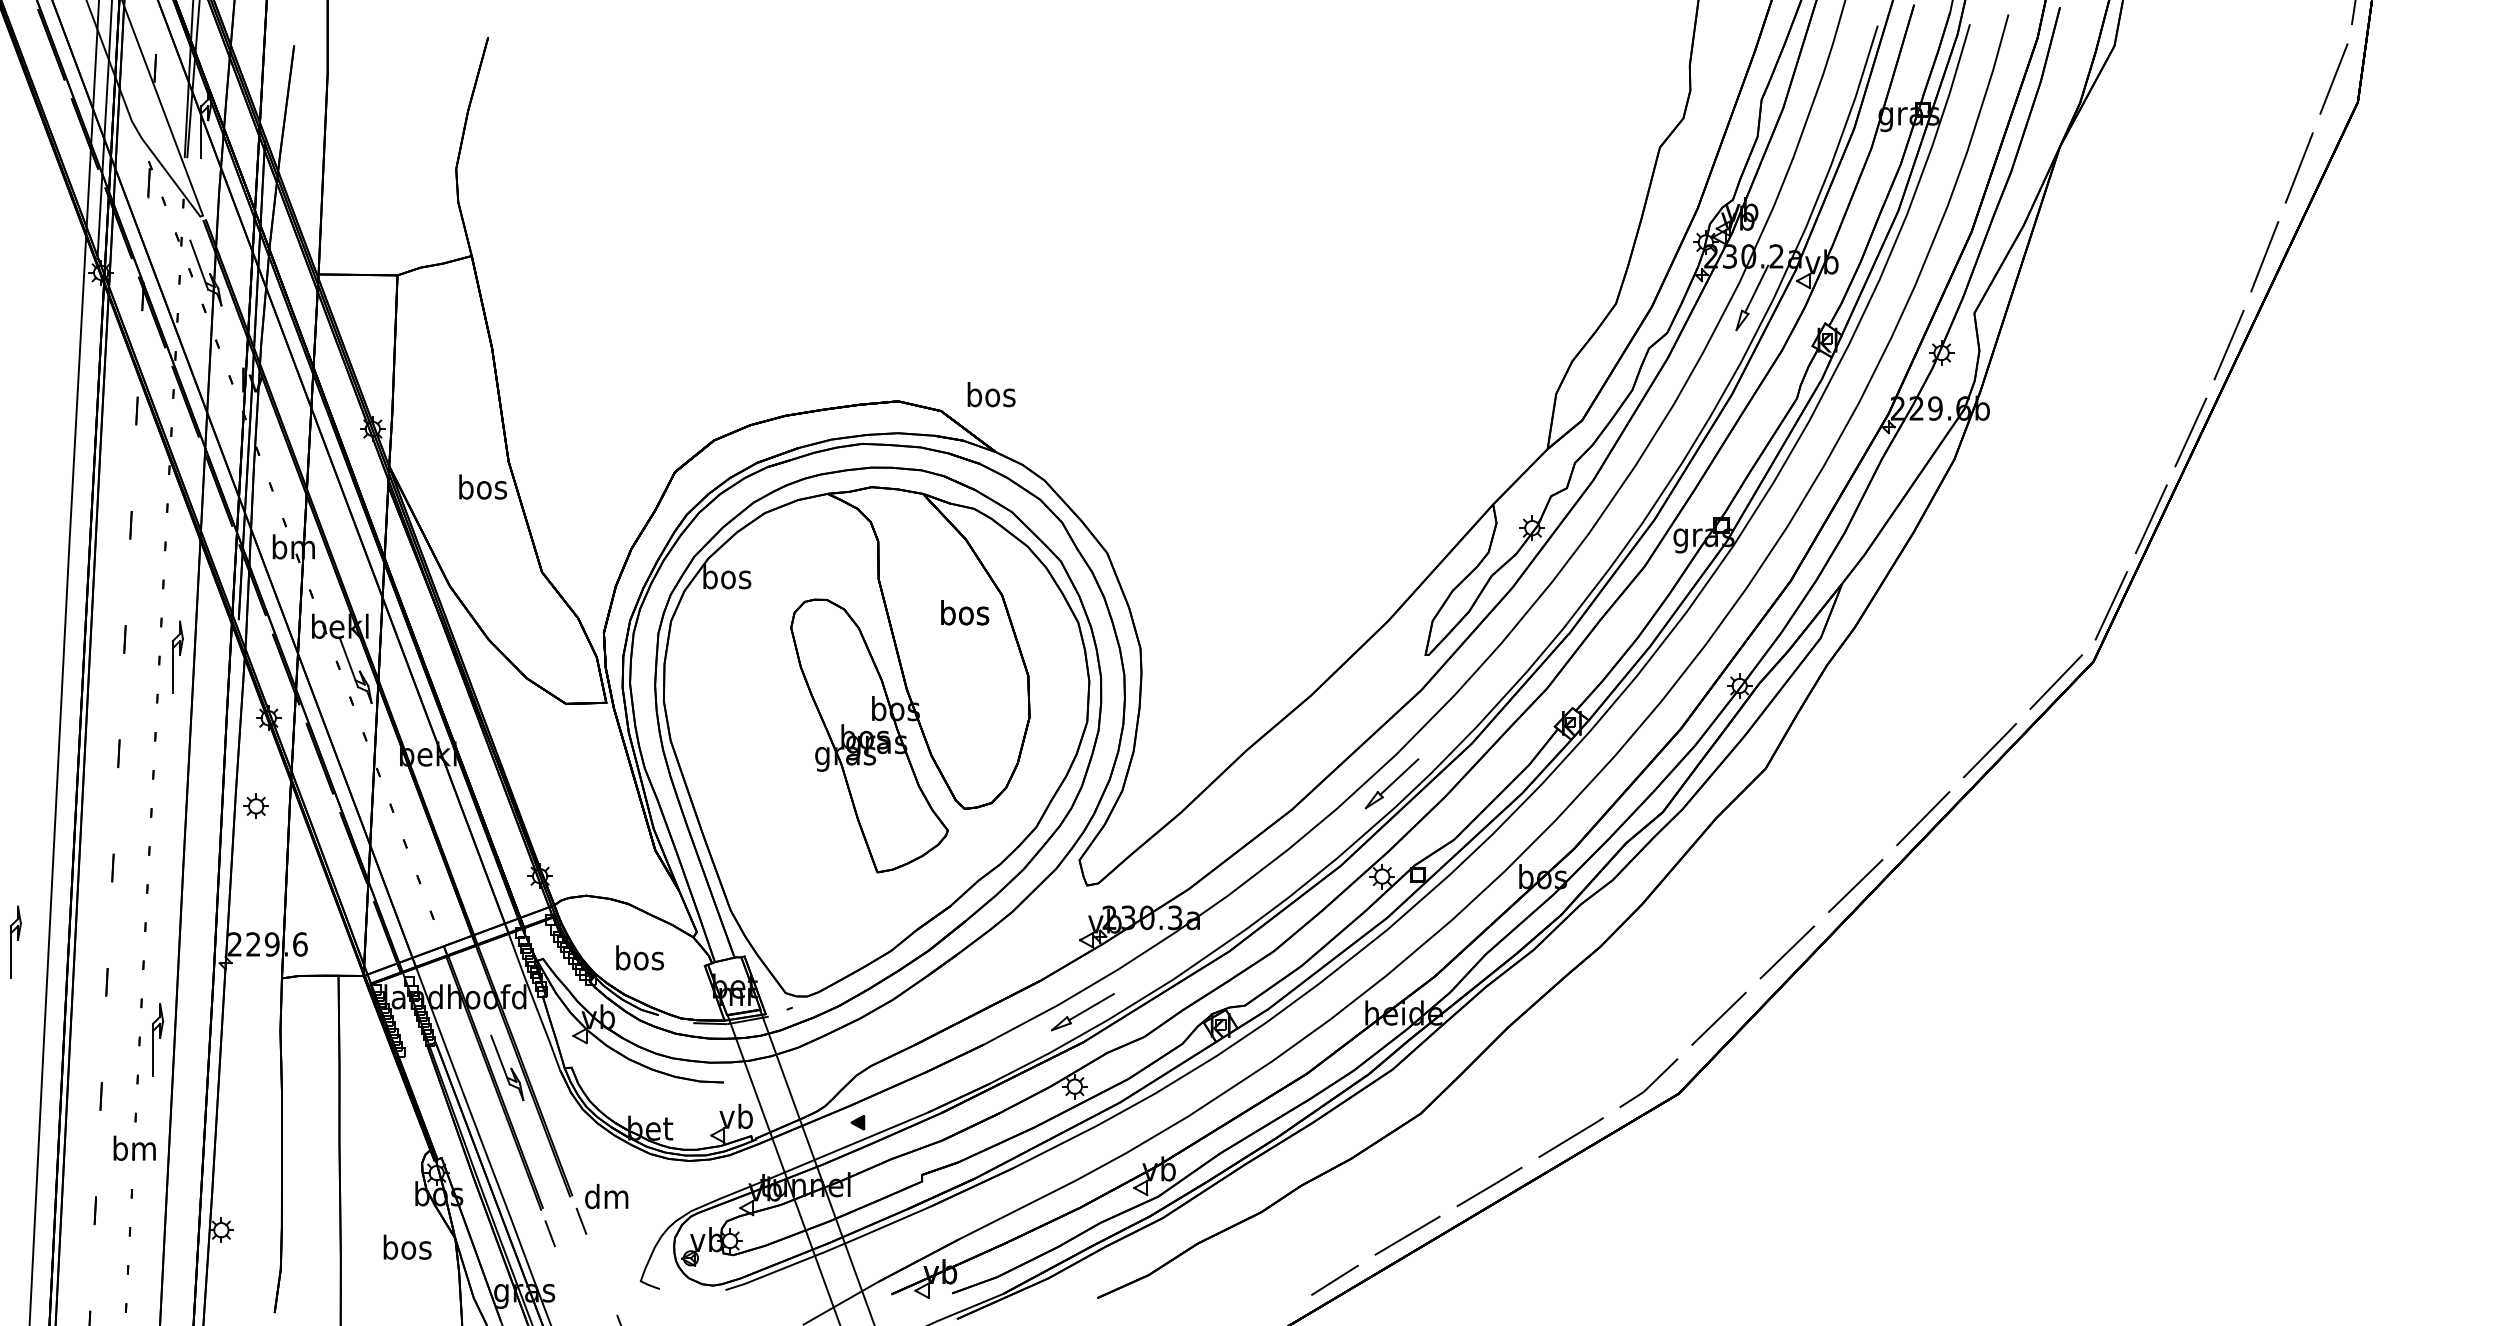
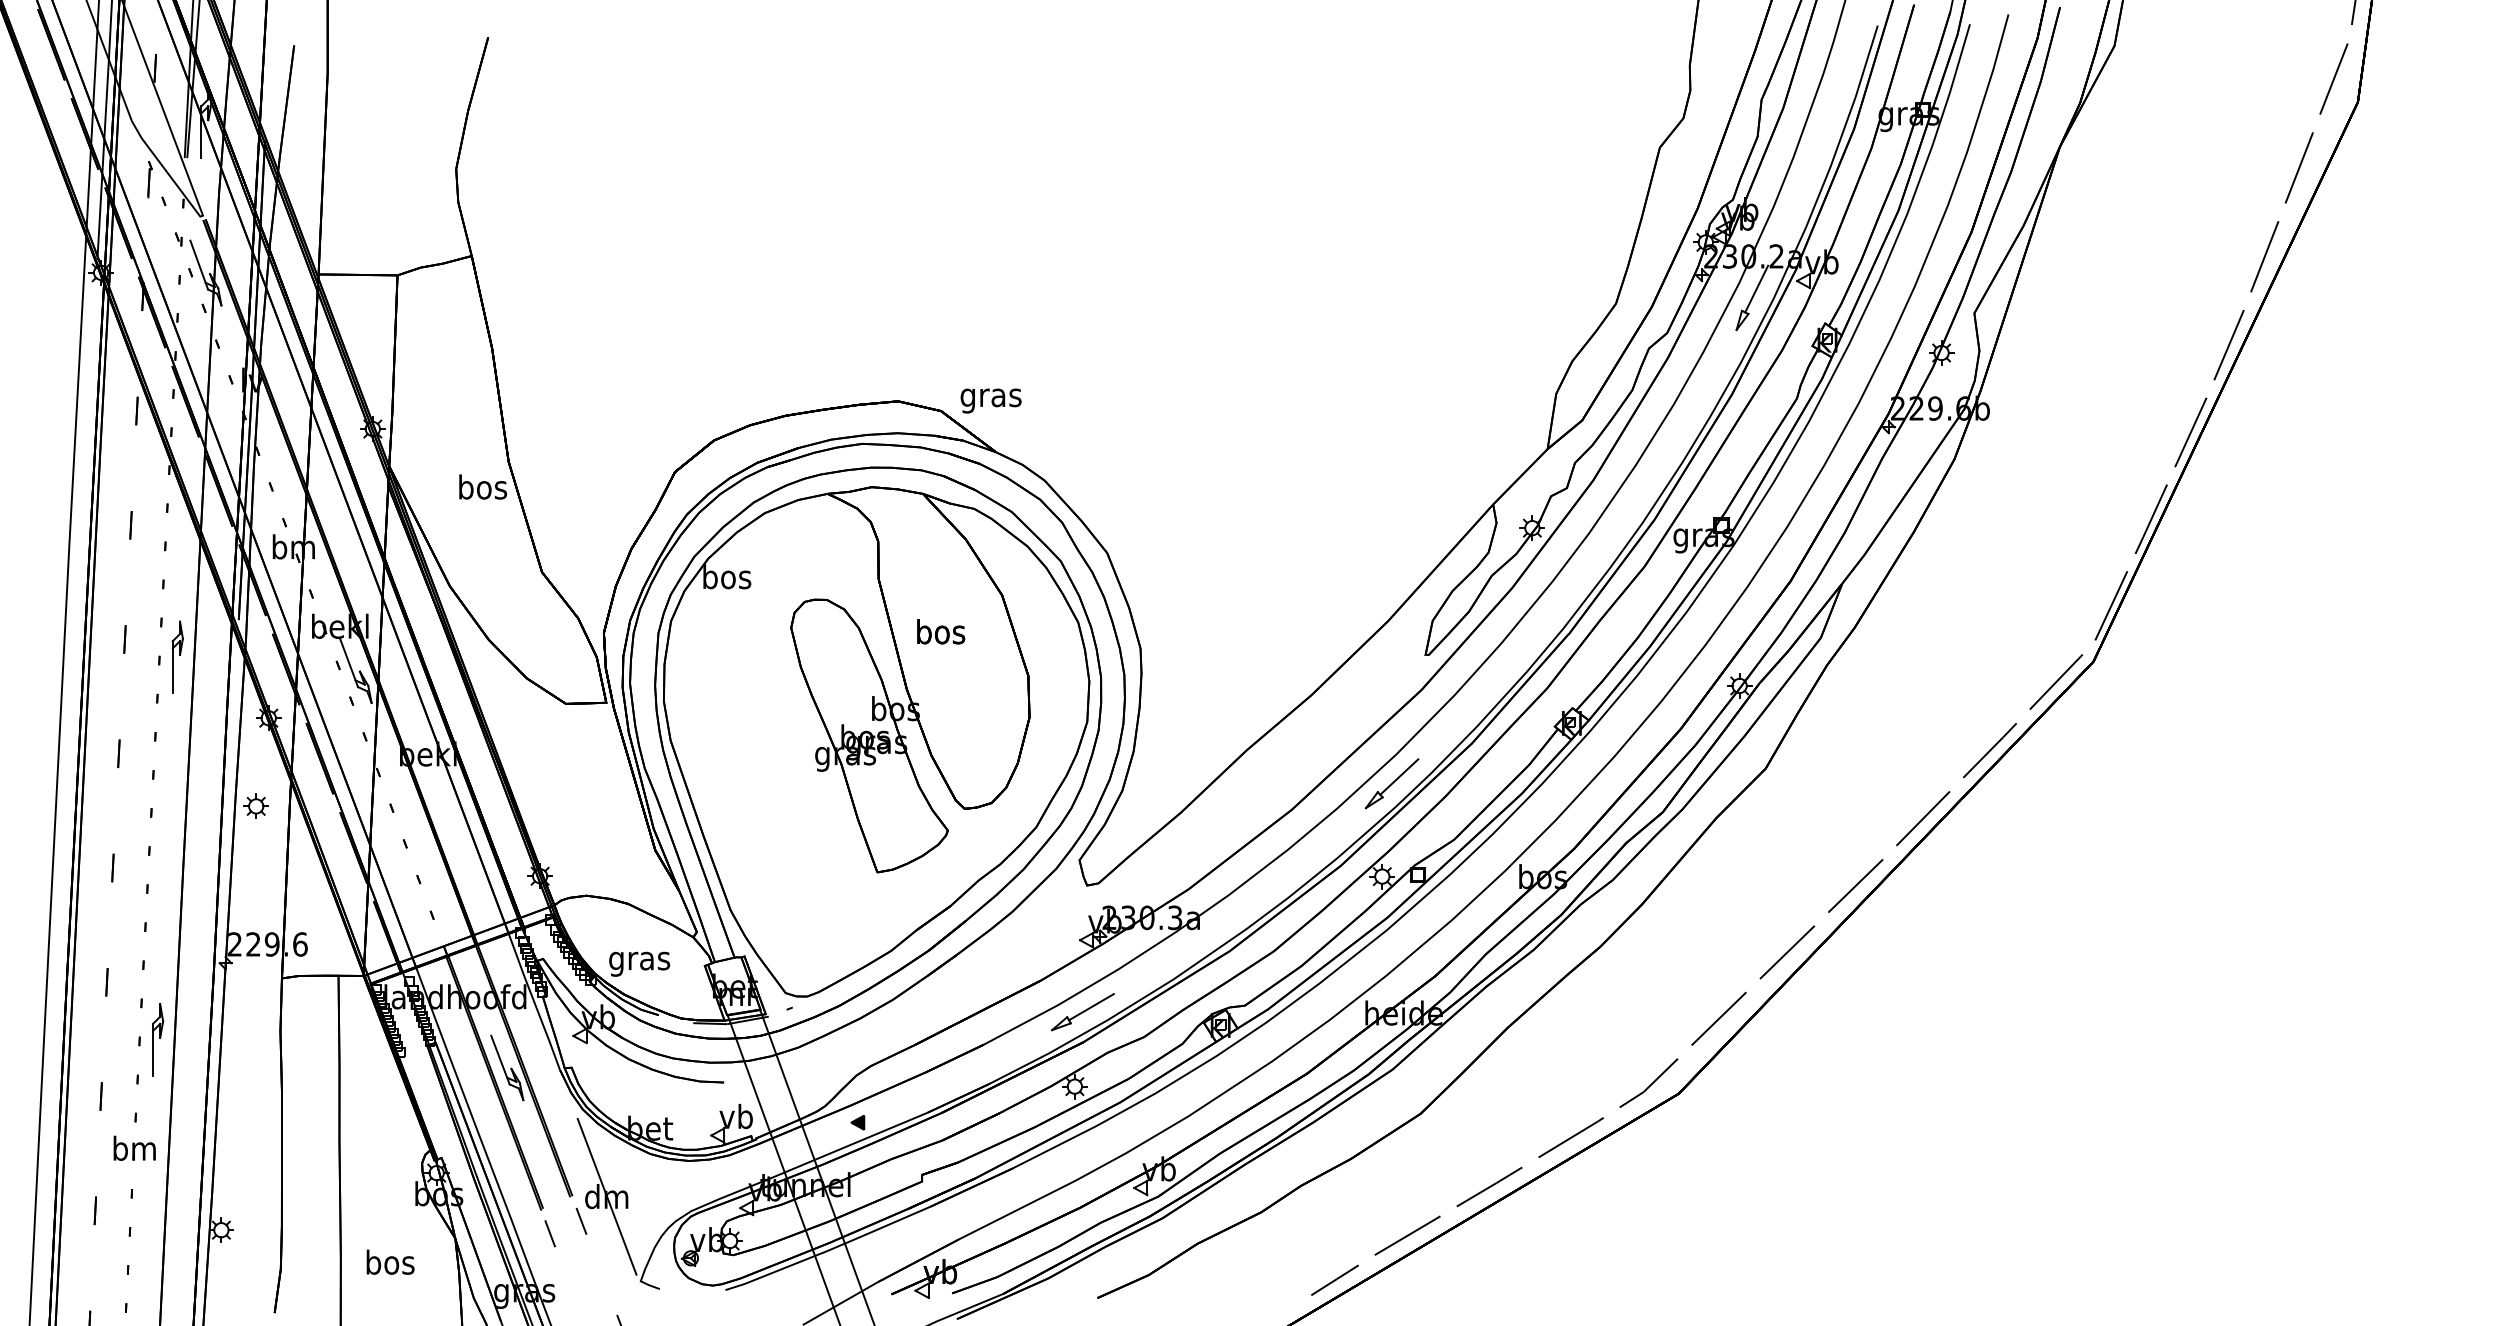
text: bos -> gras (990, 397)
text position: (965, 612) -> (941, 631) (941, 631)
part: present -> none (15, 941)
text: bos -> gras (639, 960)
line: none -> present (606, 1196)
text position: (407, 1246) -> (390, 1261) (390, 1261)
